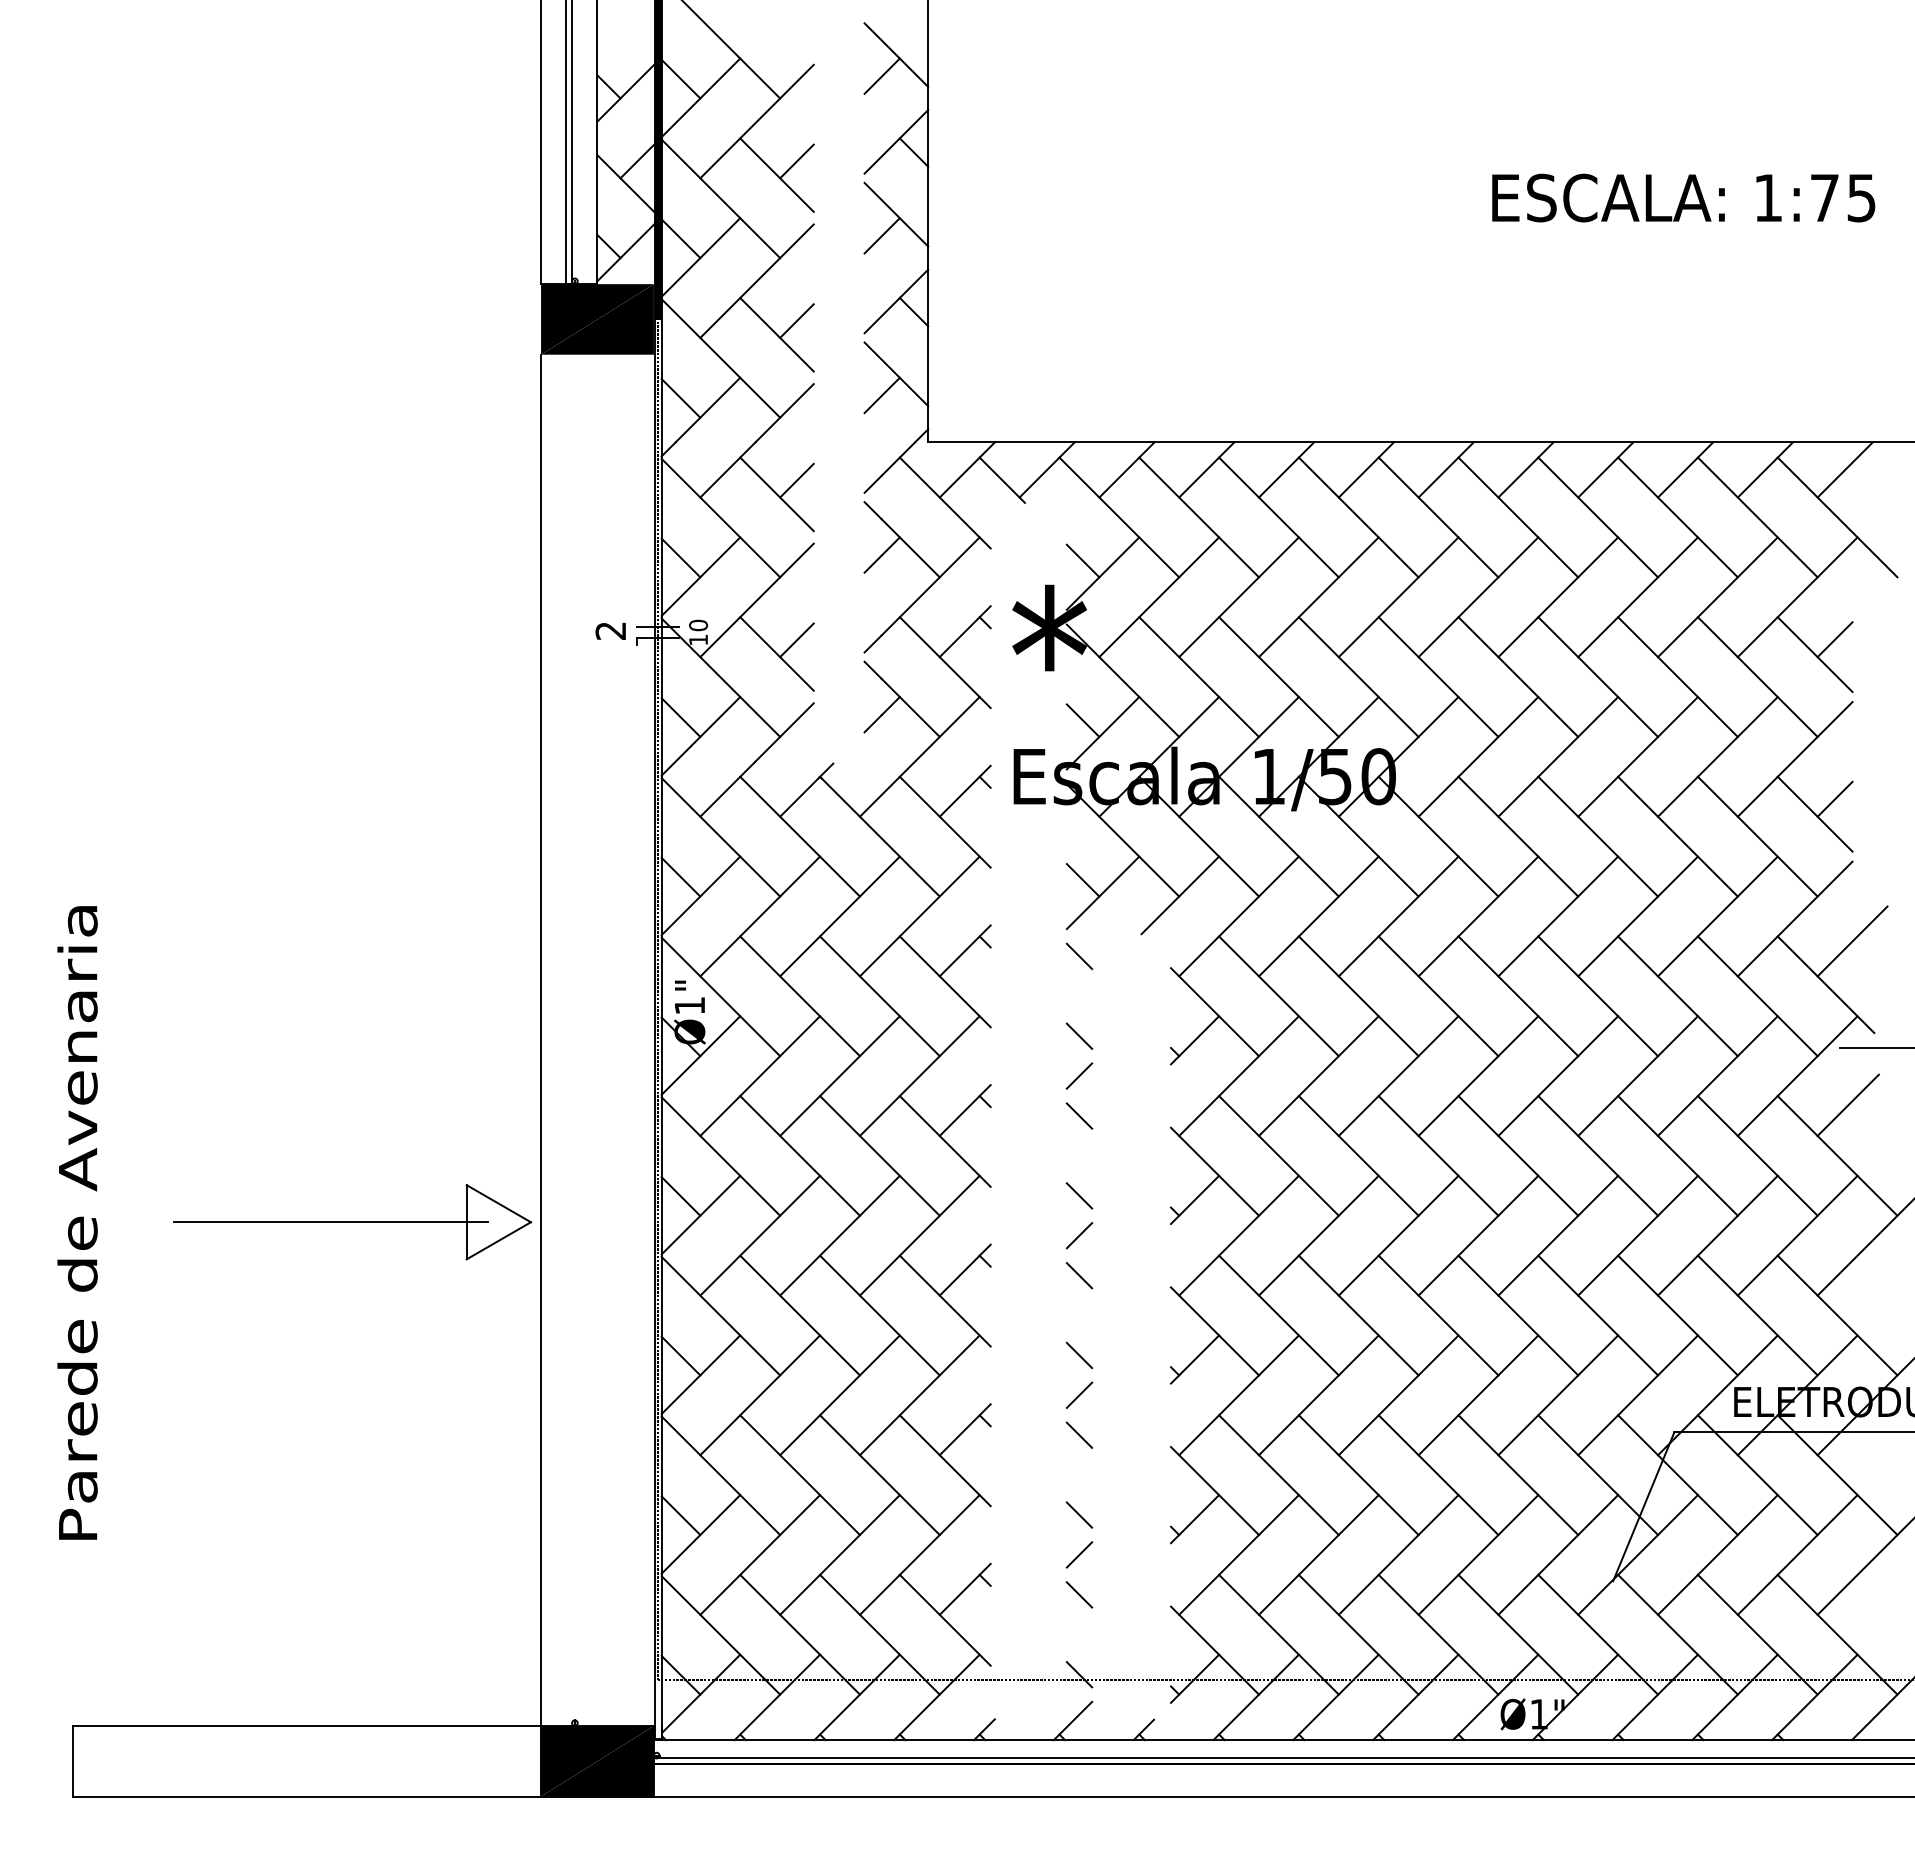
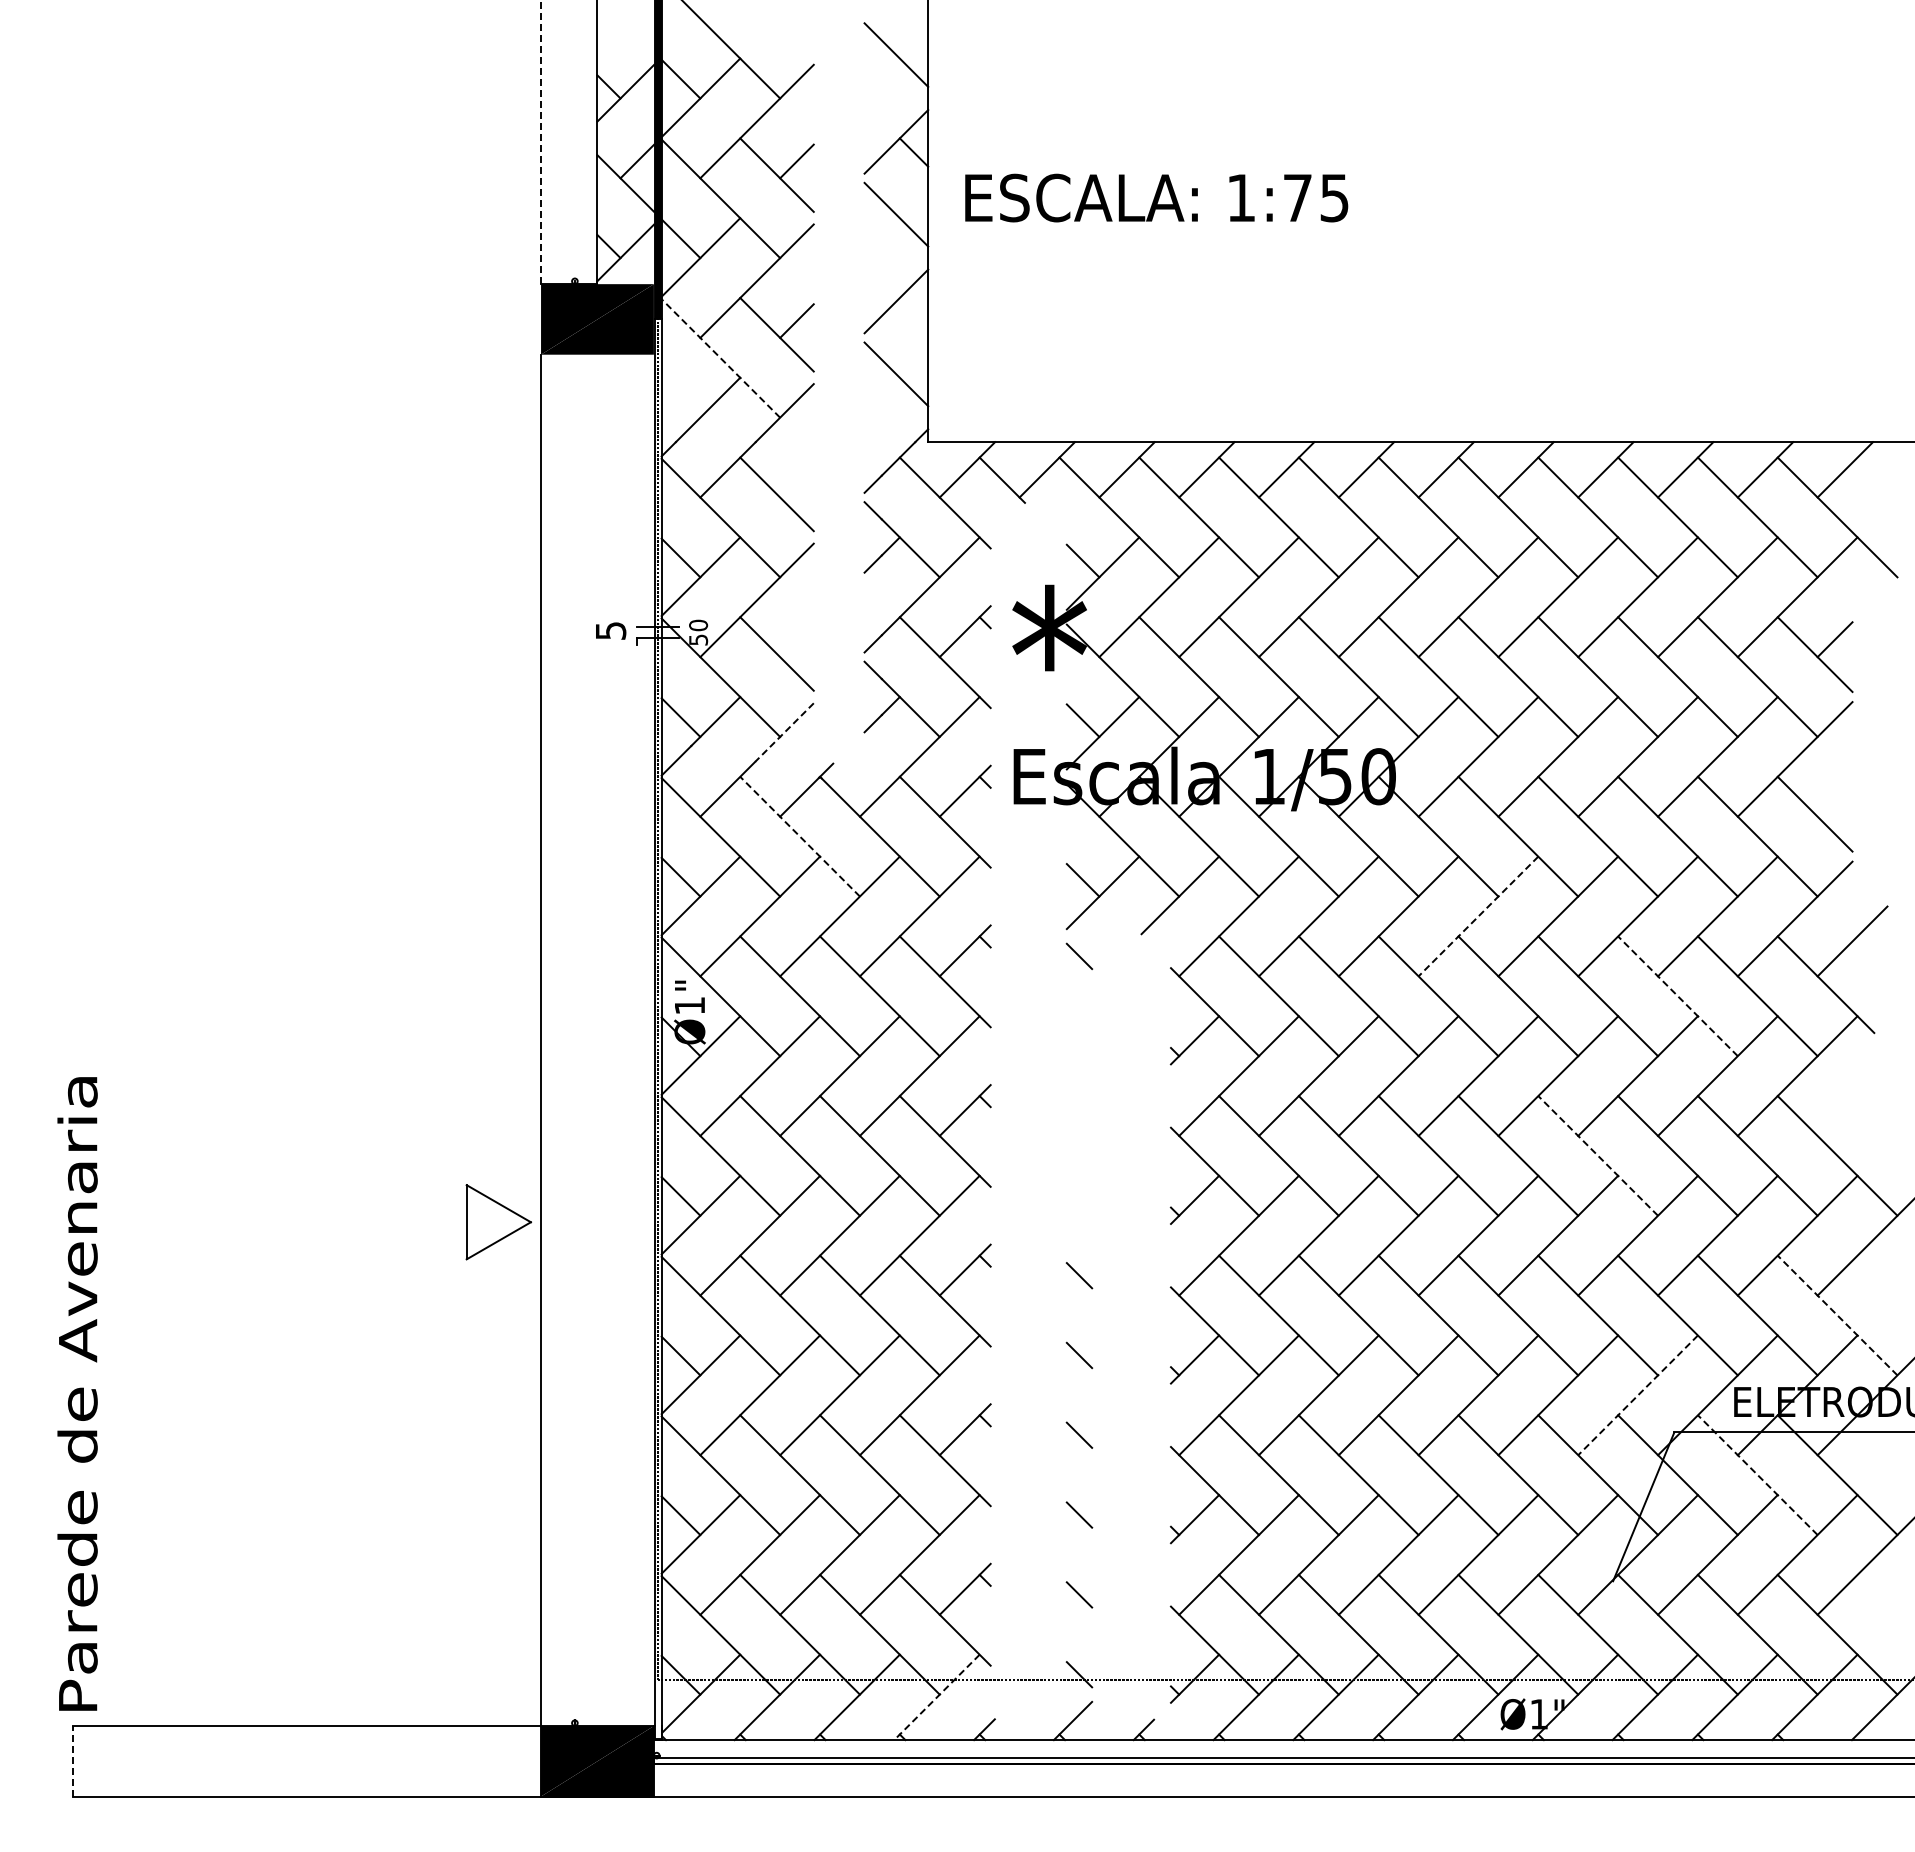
line: present -> none (881, 75)
line: solid -> dashed (541, 142)
line: present -> none (566, 143)
line: present -> none (572, 143)
text position: (1683, 197) -> (1156, 197) (1156, 197)
line: present -> none (881, 235)
line: present -> none (913, 311)
line: solid -> dashed (720, 358)
line: present -> none (881, 395)
line: present -> none (680, 398)
line: present -> none (796, 480)
text: 2 -> 5 (610, 630)
text: 10 -> 50 (698, 639)
line: present -> none (796, 640)
line: solid -> dashed (784, 732)
line: present -> none (1834, 798)
line: solid -> dashed (800, 836)
line: solid -> dashed (1478, 916)
line: solid -> dashed (1677, 996)
line: present -> none (1079, 1035)
line: present -> none (1875, 1048)
line: present -> none (1079, 1075)
line: present -> none (1847, 1104)
line: present -> none (1079, 1115)
line: solid -> dashed (1598, 1155)
line: present -> none (1079, 1195)
text position: (77, 1222) -> (77, 1393) (77, 1393)
line: present -> none (330, 1222)
line: present -> none (1079, 1235)
line: solid -> dashed (1837, 1315)
line: present -> none (1079, 1394)
line: solid -> dashed (1638, 1395)
line: solid -> dashed (1757, 1475)
line: present -> none (1079, 1554)
line: solid -> dashed (936, 1697)
line: solid -> dashed (72, 1760)
